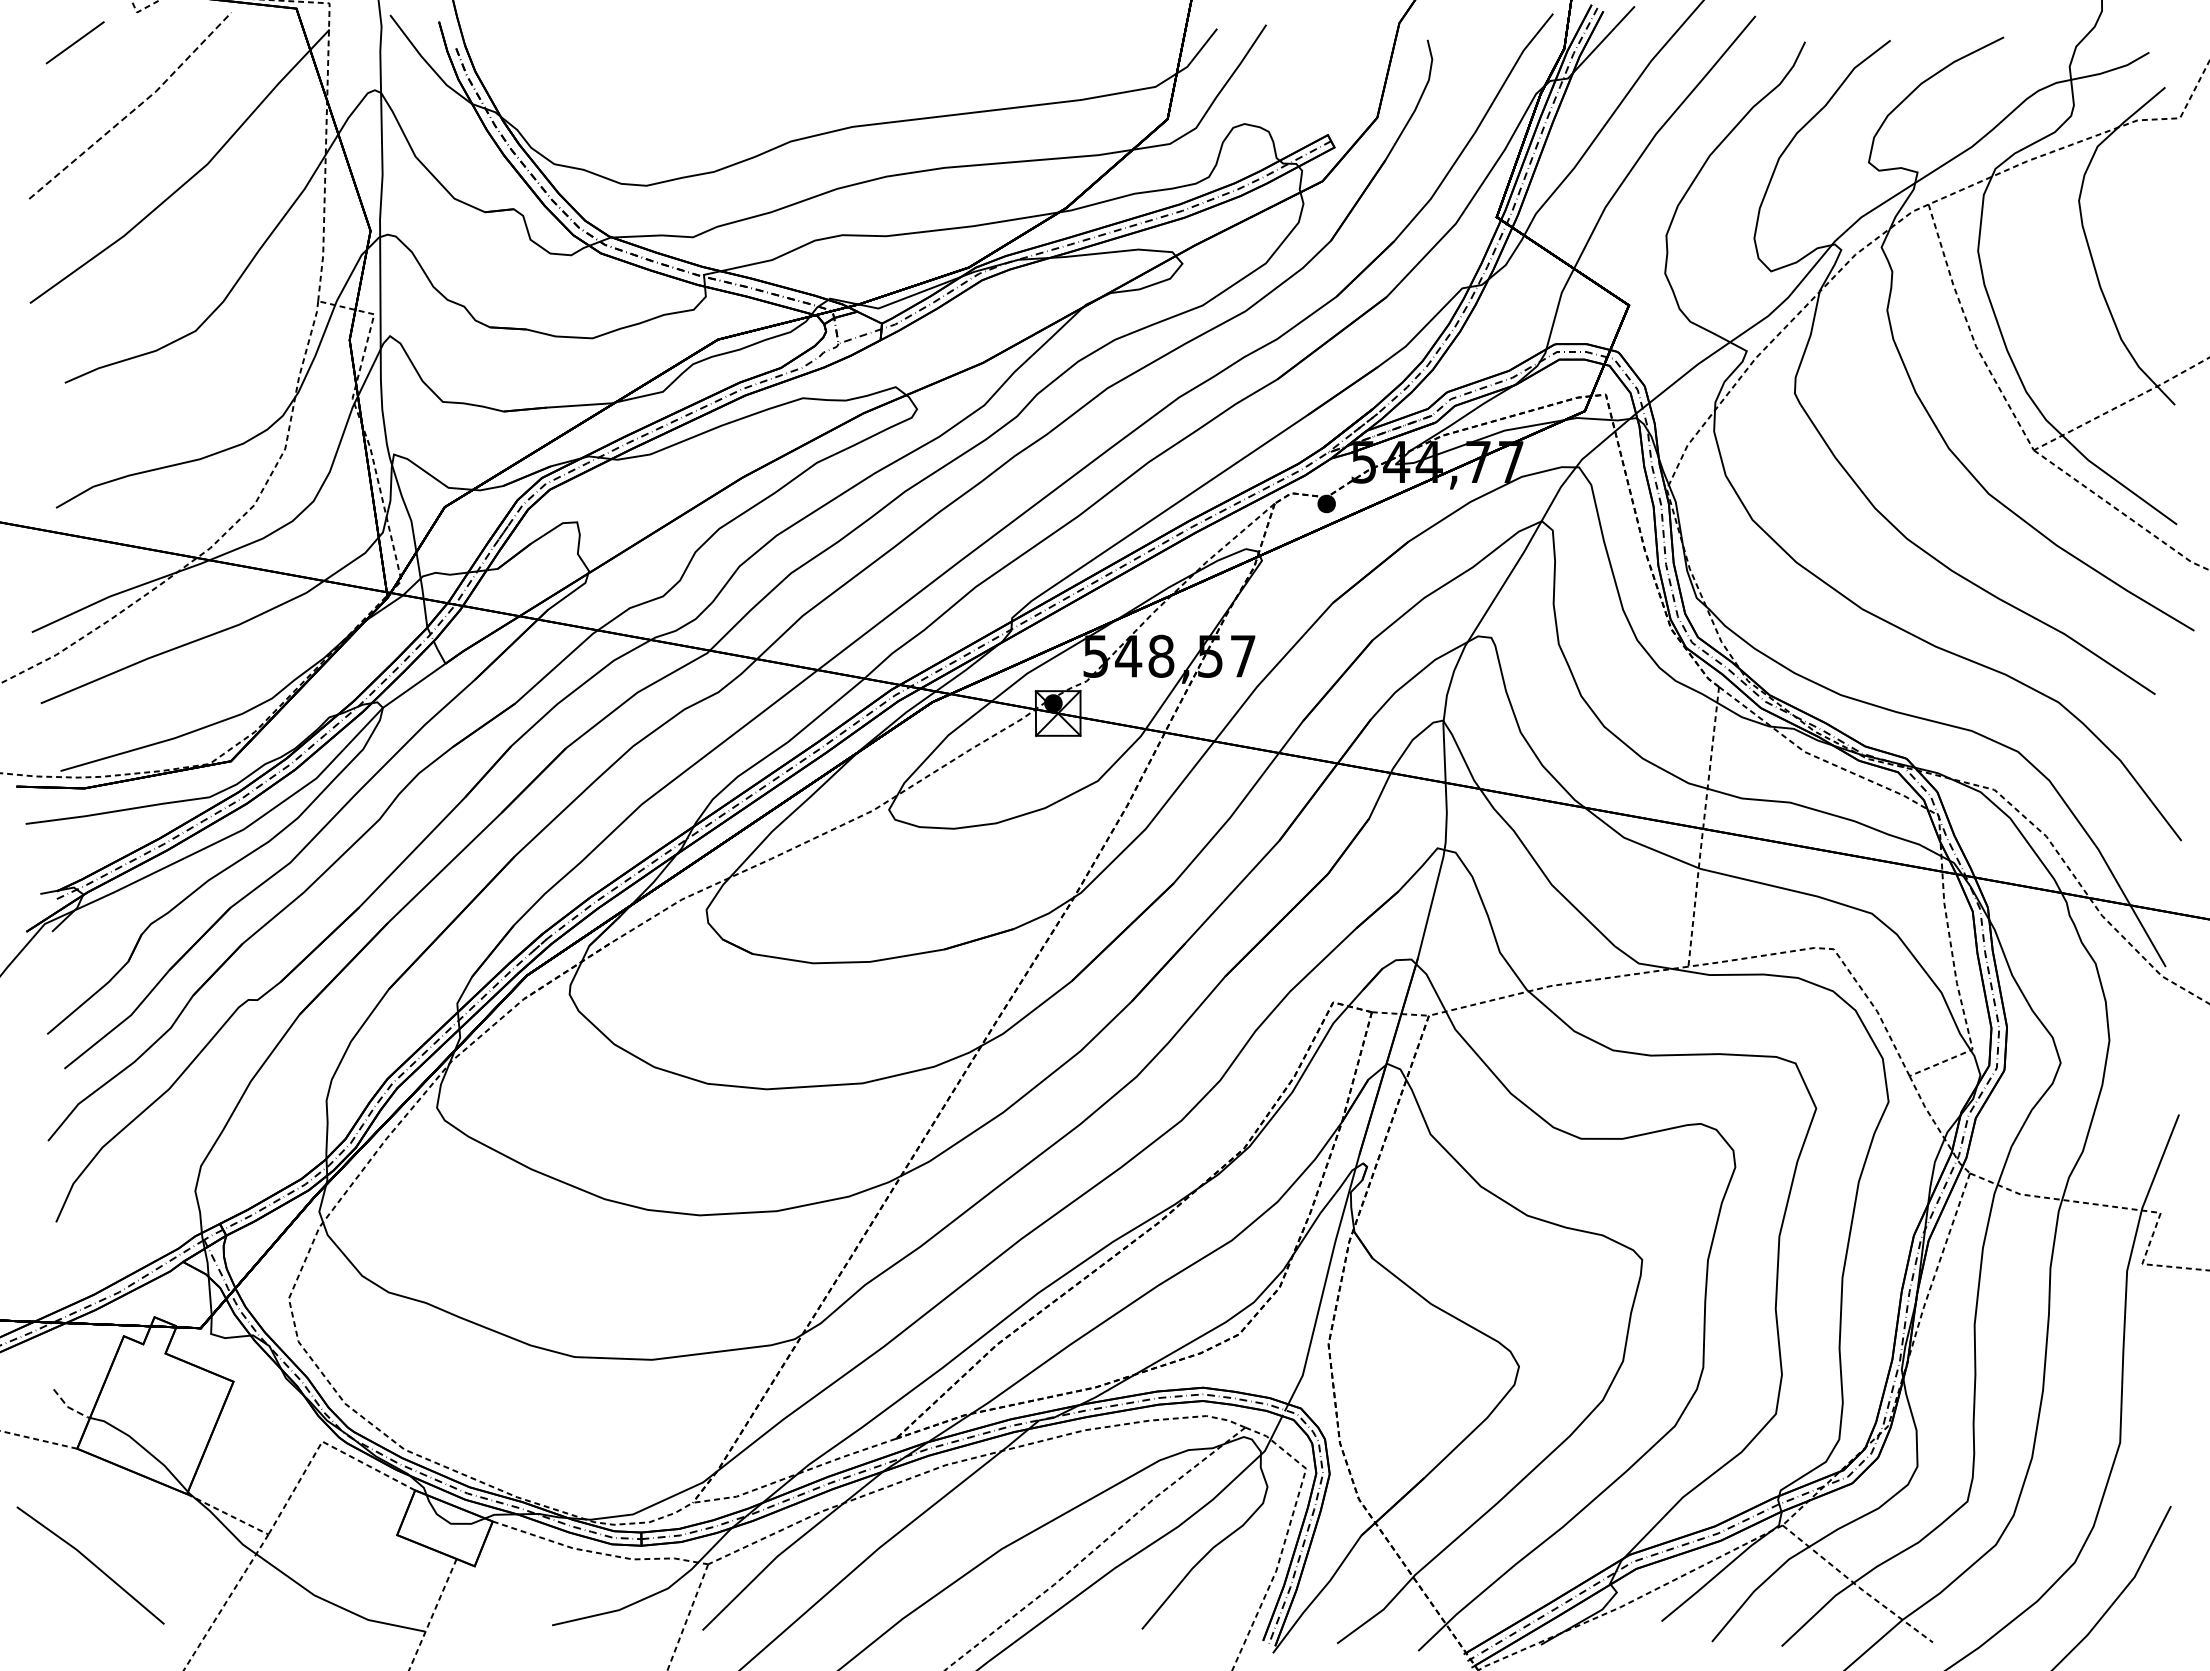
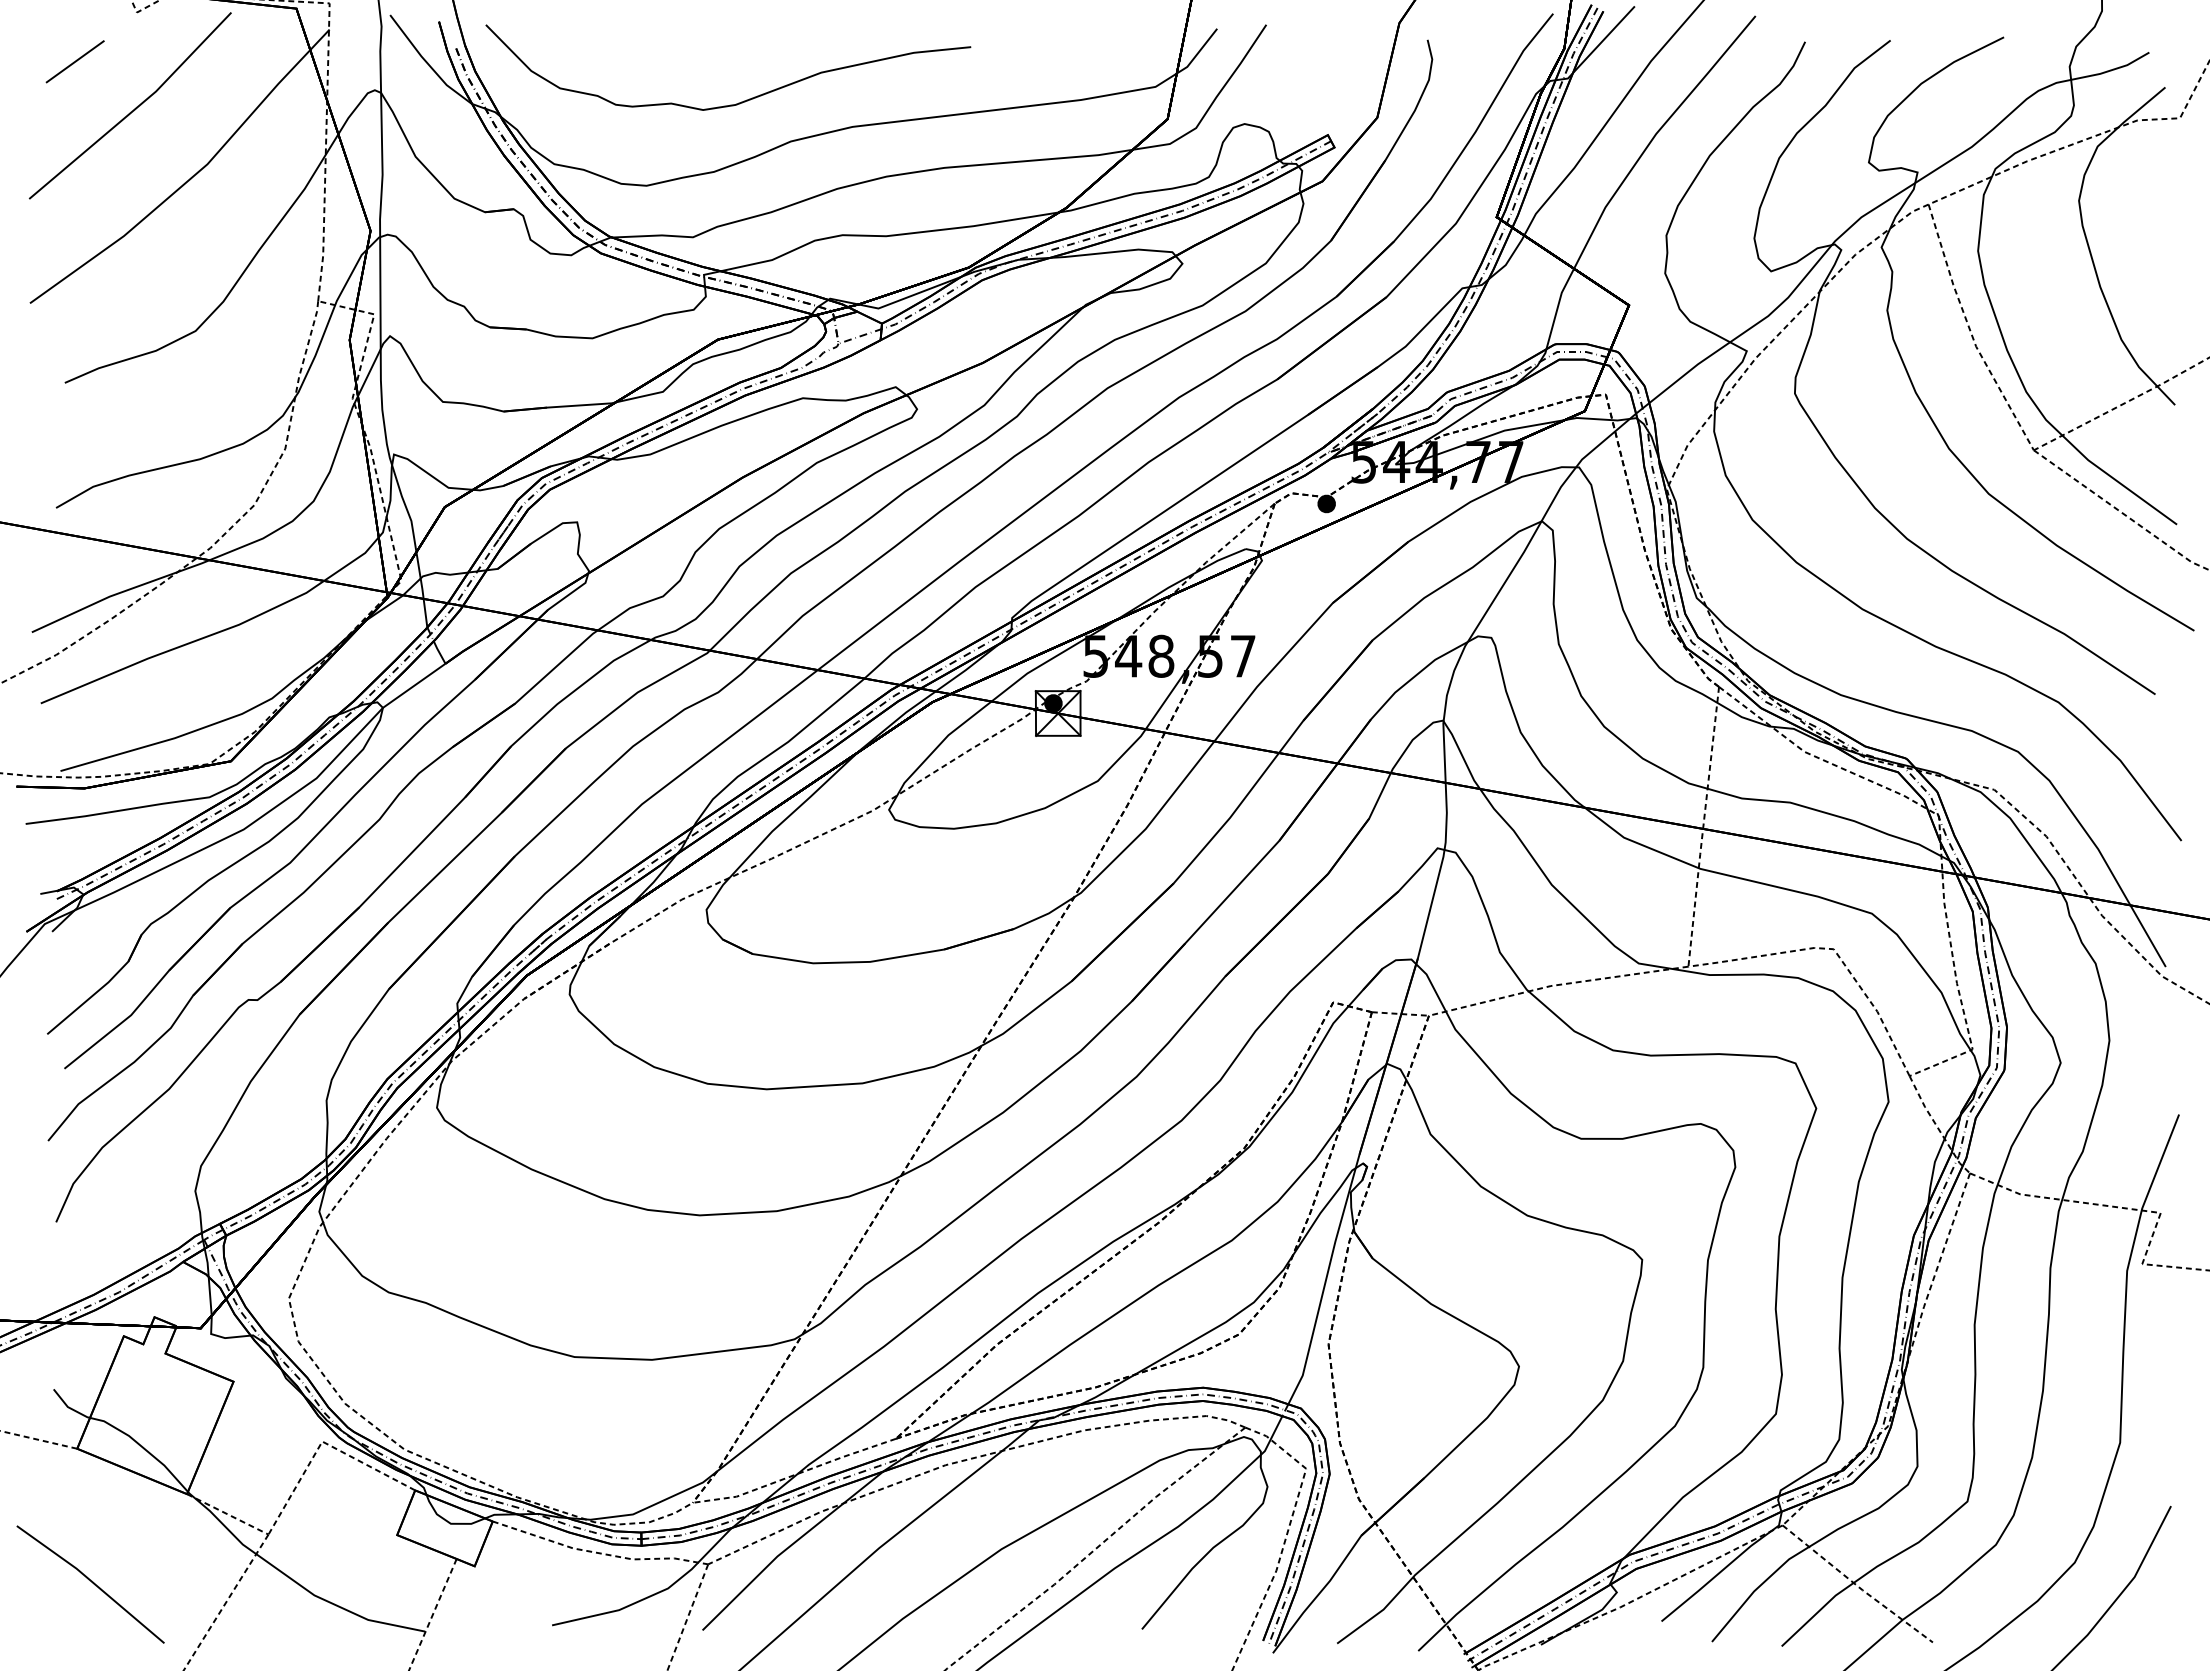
line position: (74, 42) -> (74, 61) (74, 61)
curve: none -> present (741, 101)
line: dashed -> solid (134, 109)
line: dashed -> solid (69, 1407)
line position: (91, 1563) -> (91, 1582) (91, 1582)
